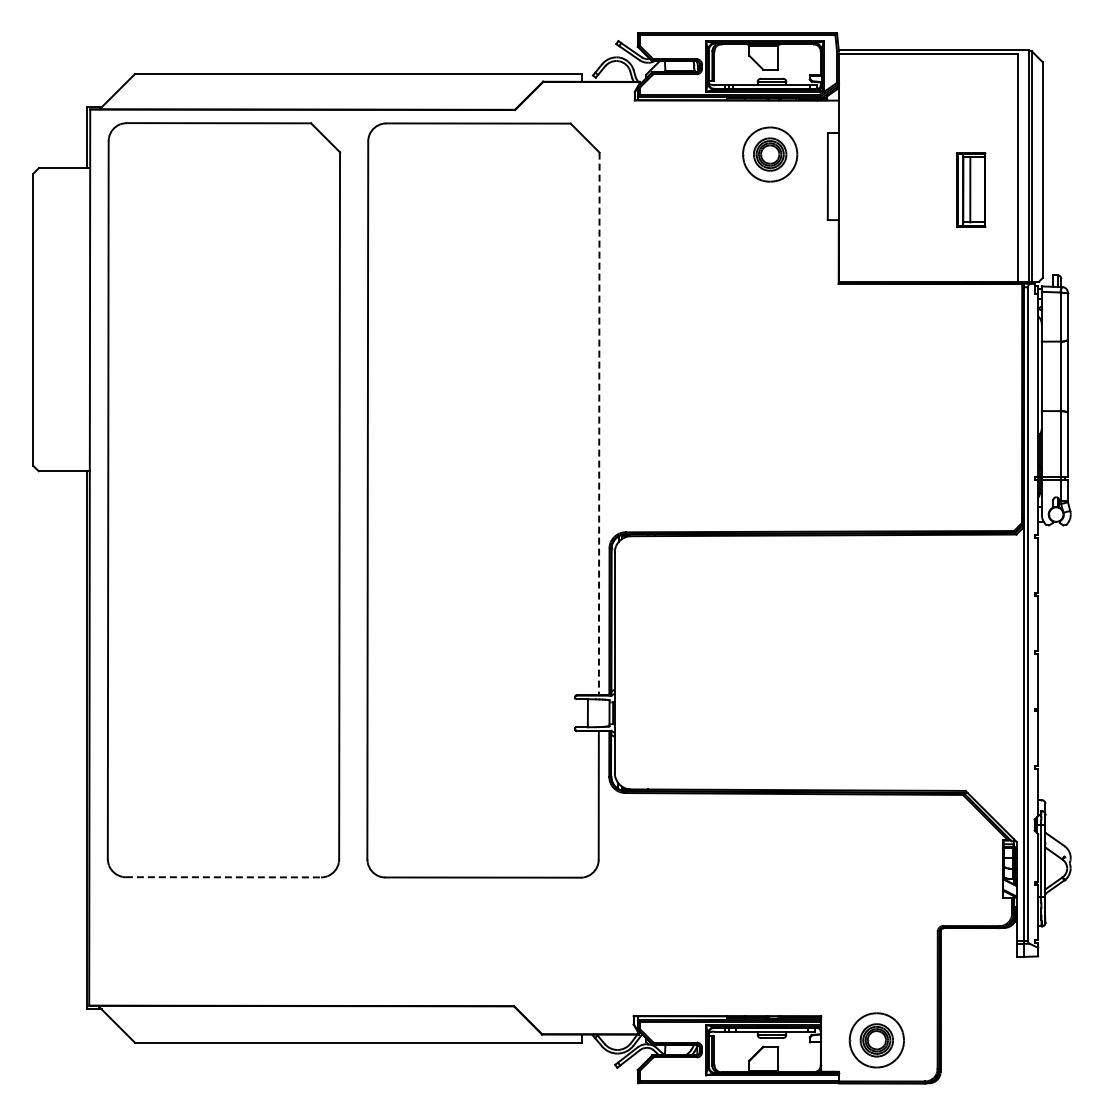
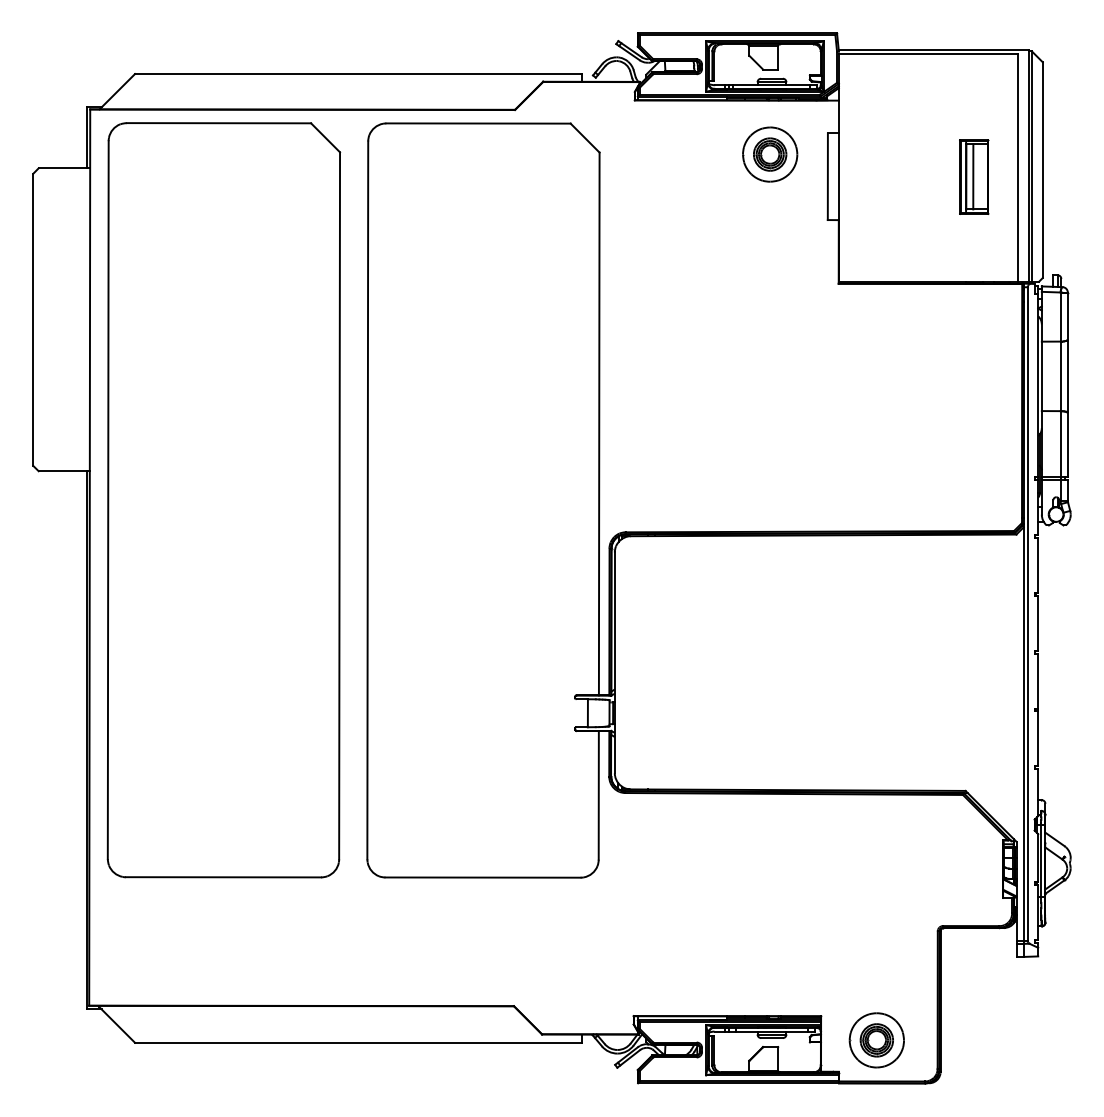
part position: (971, 189) -> (974, 176) (974, 176)
line: dashed -> solid (599, 424)
line: dashed -> solid (223, 877)
